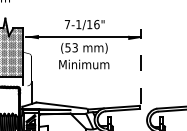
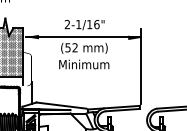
text: 7-1/16" -> 2-1/16" (67, 24)
text: (53 -> (52 (74, 47)
line: dashed -> solid (141, 66)
